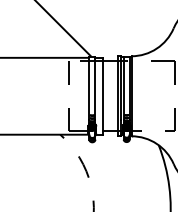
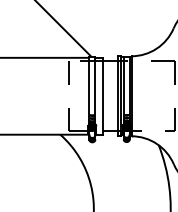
line: dashed -> solid (85, 170)
